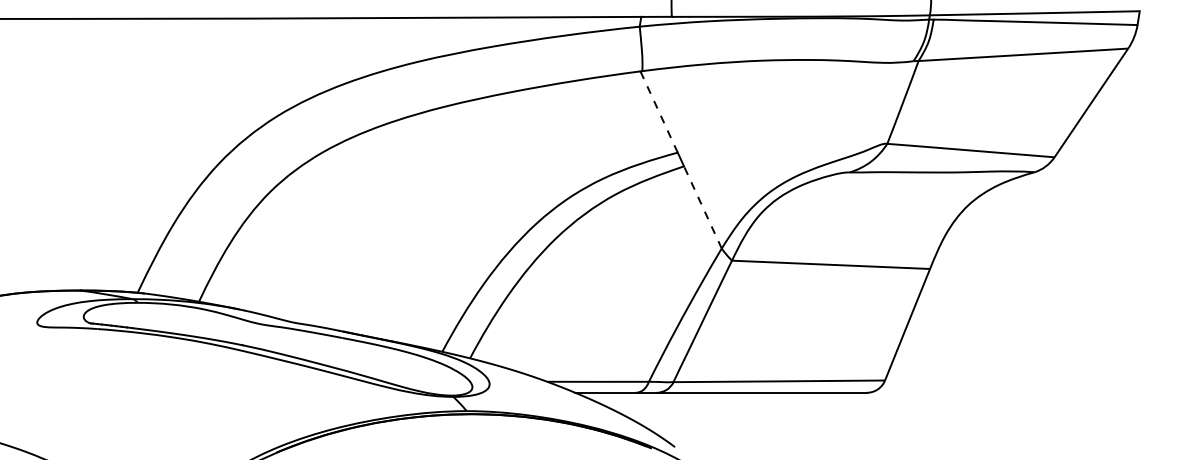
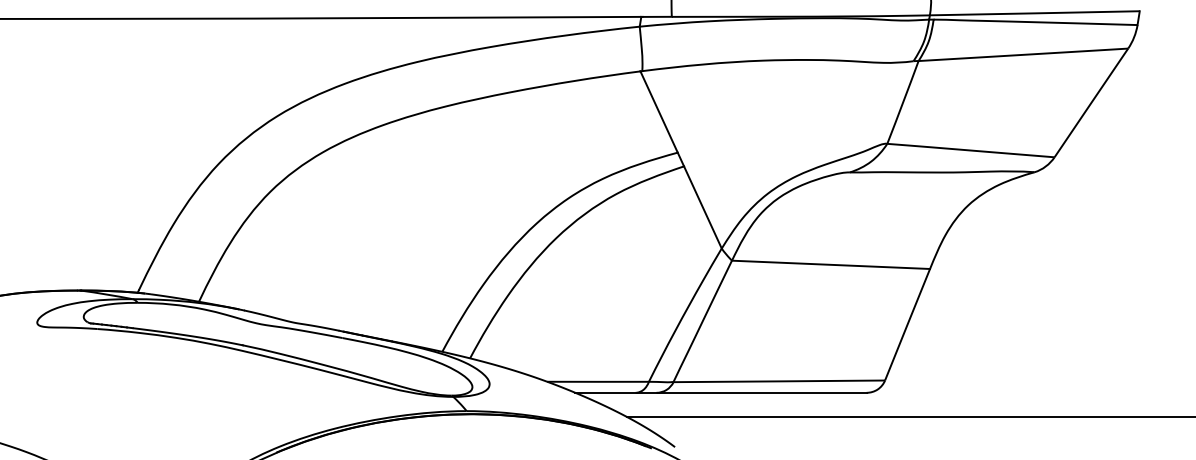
line: dashed -> solid (659, 112)
line: dashed -> solid (702, 207)
line: none -> present (909, 417)
